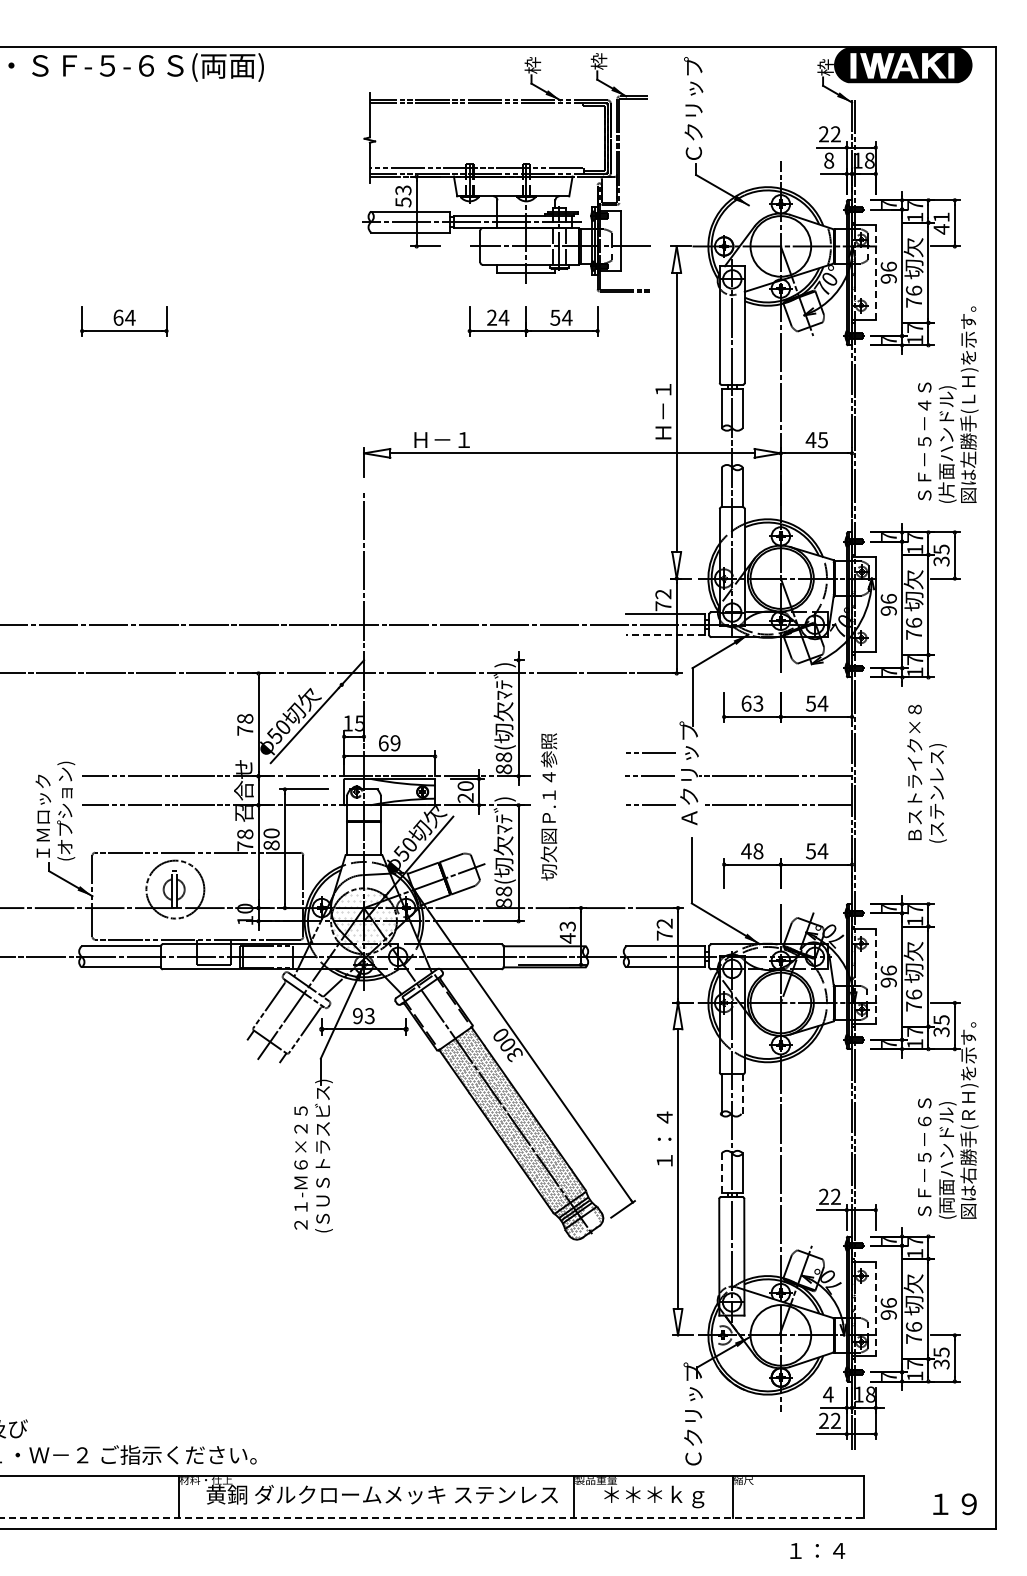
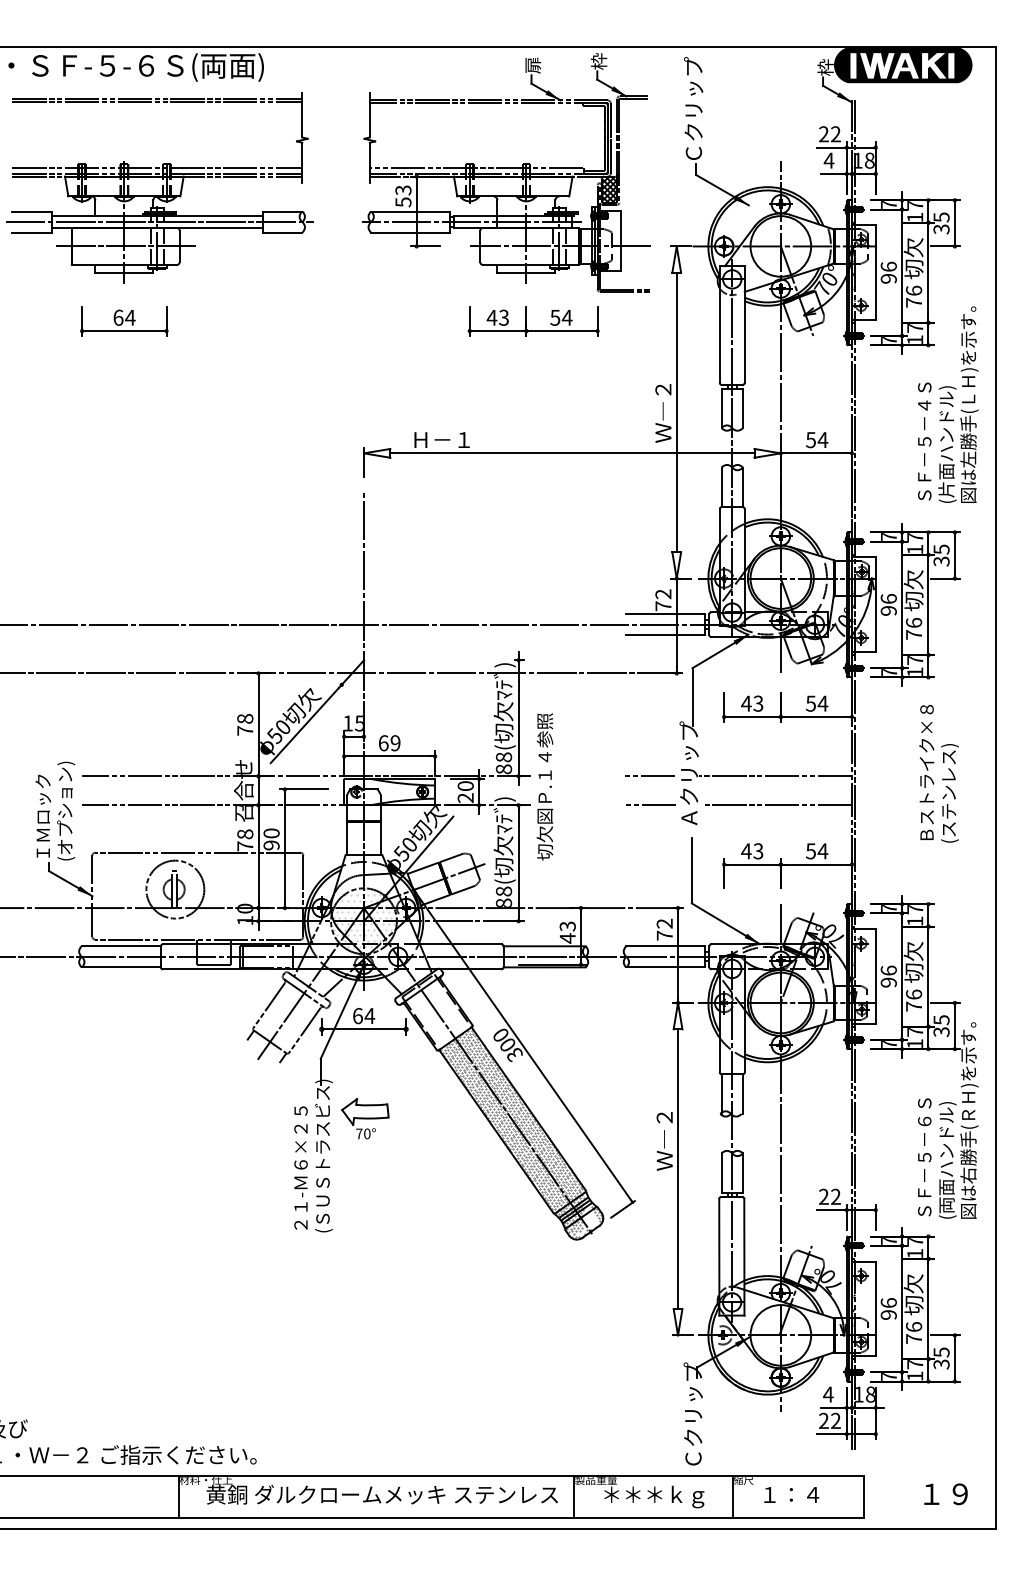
text: 枠 -> 扉 (532, 65)
text: 8 -> 4 (828, 160)
part: none -> present (159, 187)
hatch: none -> present (609, 189)
text: 41 -> 35 (941, 223)
line: dashed -> solid (875, 272)
text: 24 -> 43 (497, 317)
text: Ｈ－１ -> Ｗ―２ (663, 413)
text: 45 -> 54 (816, 440)
line: dashed -> solid (665, 635)
text: 63 -> 43 (746, 703)
line: present -> none (650, 752)
text position: (926, 773) -> (938, 773) (938, 773)
text position: (548, 806) -> (544, 786) (544, 786)
text: 80 -> 90 (271, 845)
text: 48 -> 43 (758, 851)
line: dashed -> solid (875, 977)
text: 93 -> 64 (364, 1016)
line: dashed -> solid (742, 1094)
part: none -> present (365, 1118)
text: １：４ -> Ｗ―２ (664, 1140)
line: dashed -> solid (721, 1173)
line: dashed -> solid (875, 1309)
text position: (954, 1504) -> (945, 1494) (945, 1494)
line: dashed -> solid (432, 1518)
text position: (817, 1550) -> (791, 1494) (791, 1494)
